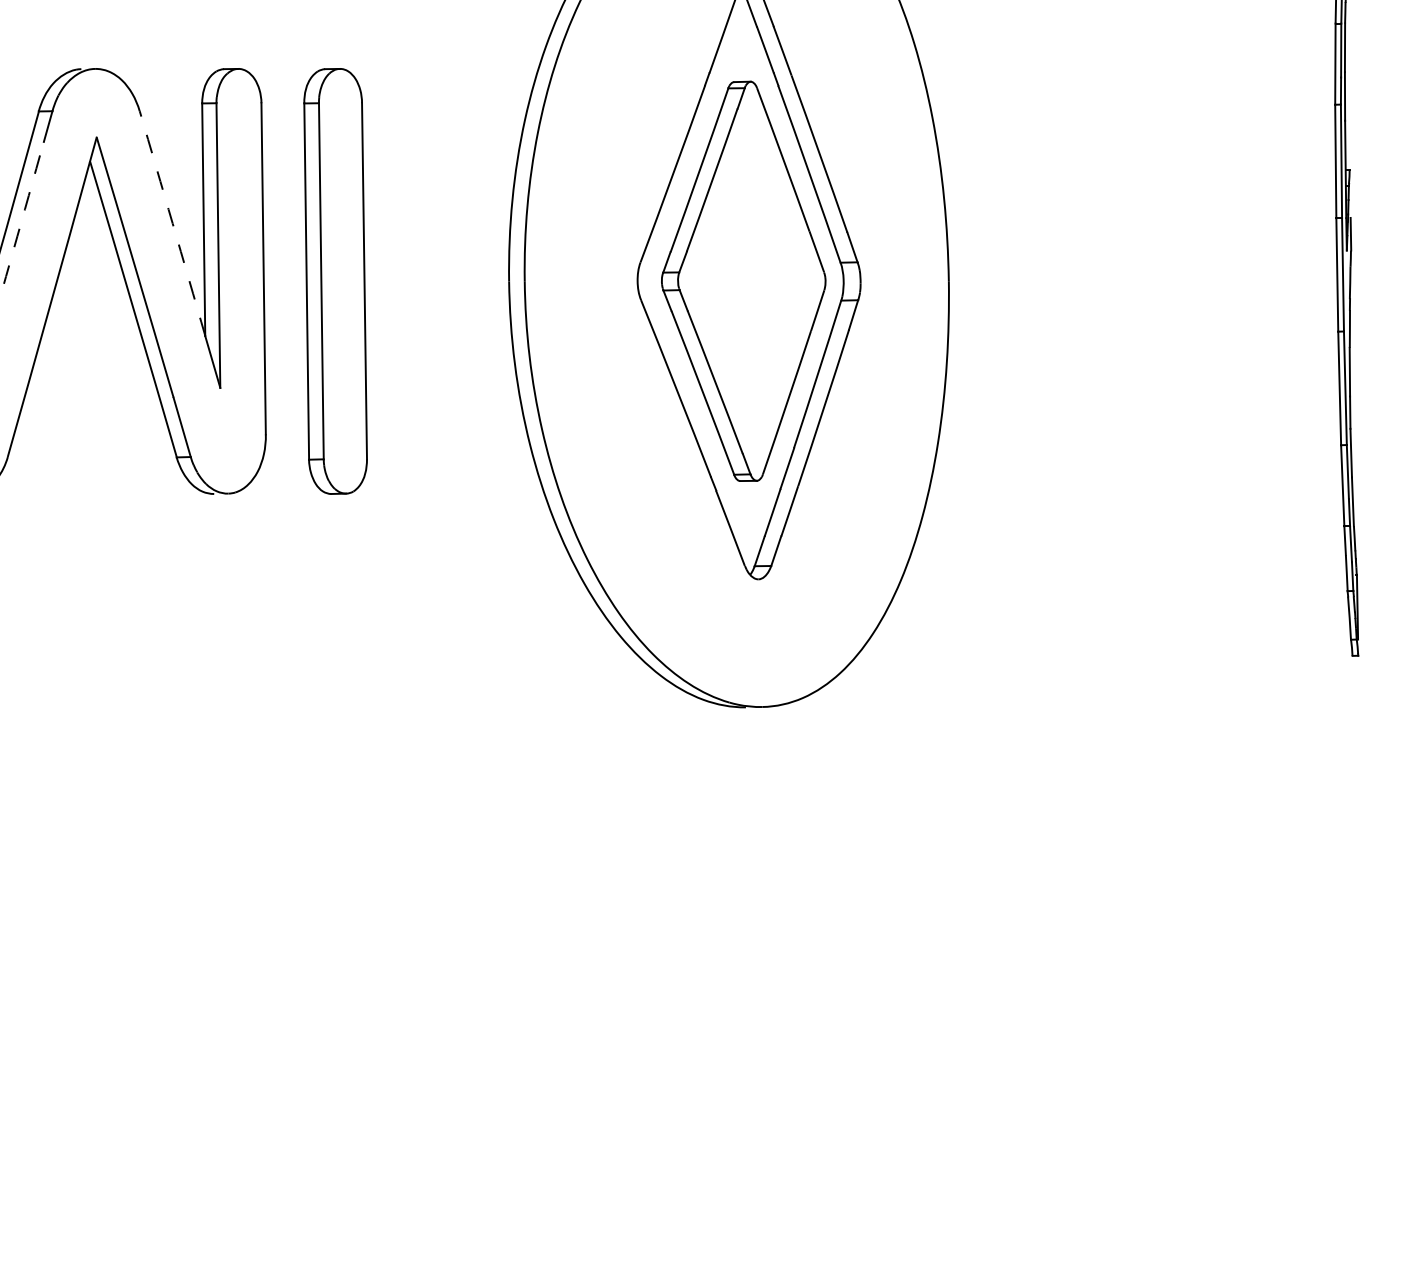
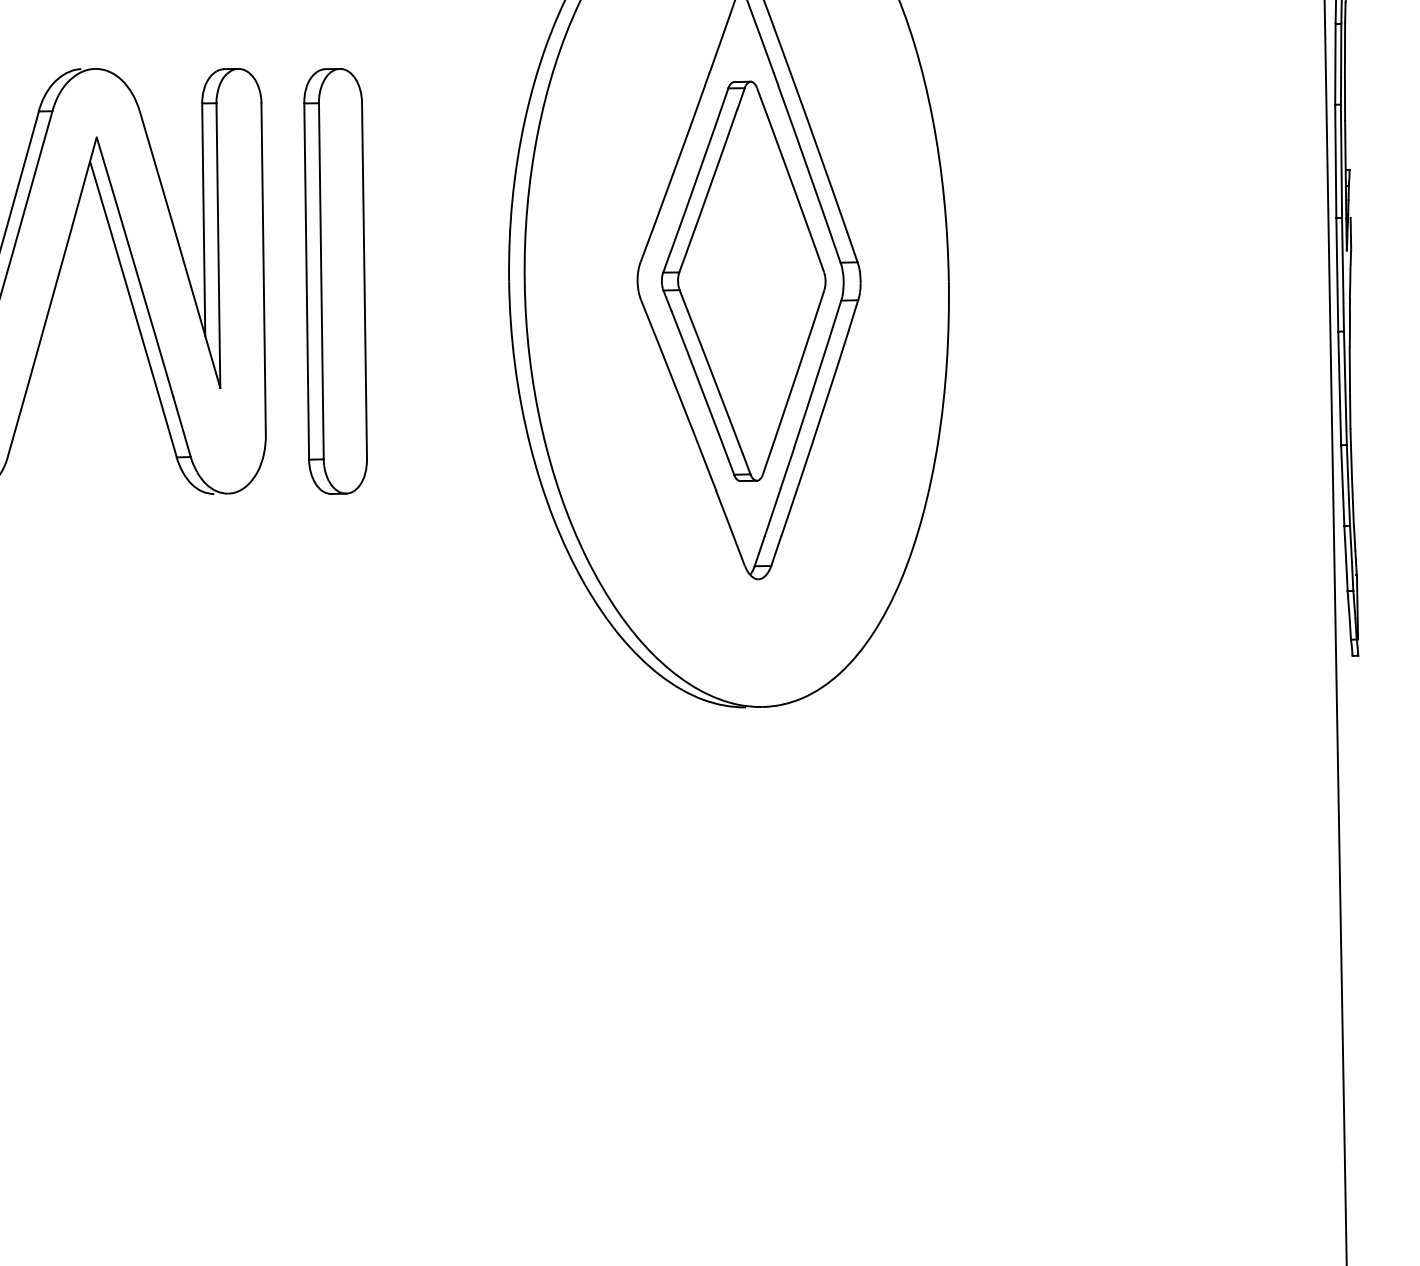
arc: dashed -> solid (22, 219)
arc: dashed -> solid (172, 223)
line: none -> present (1335, 632)
